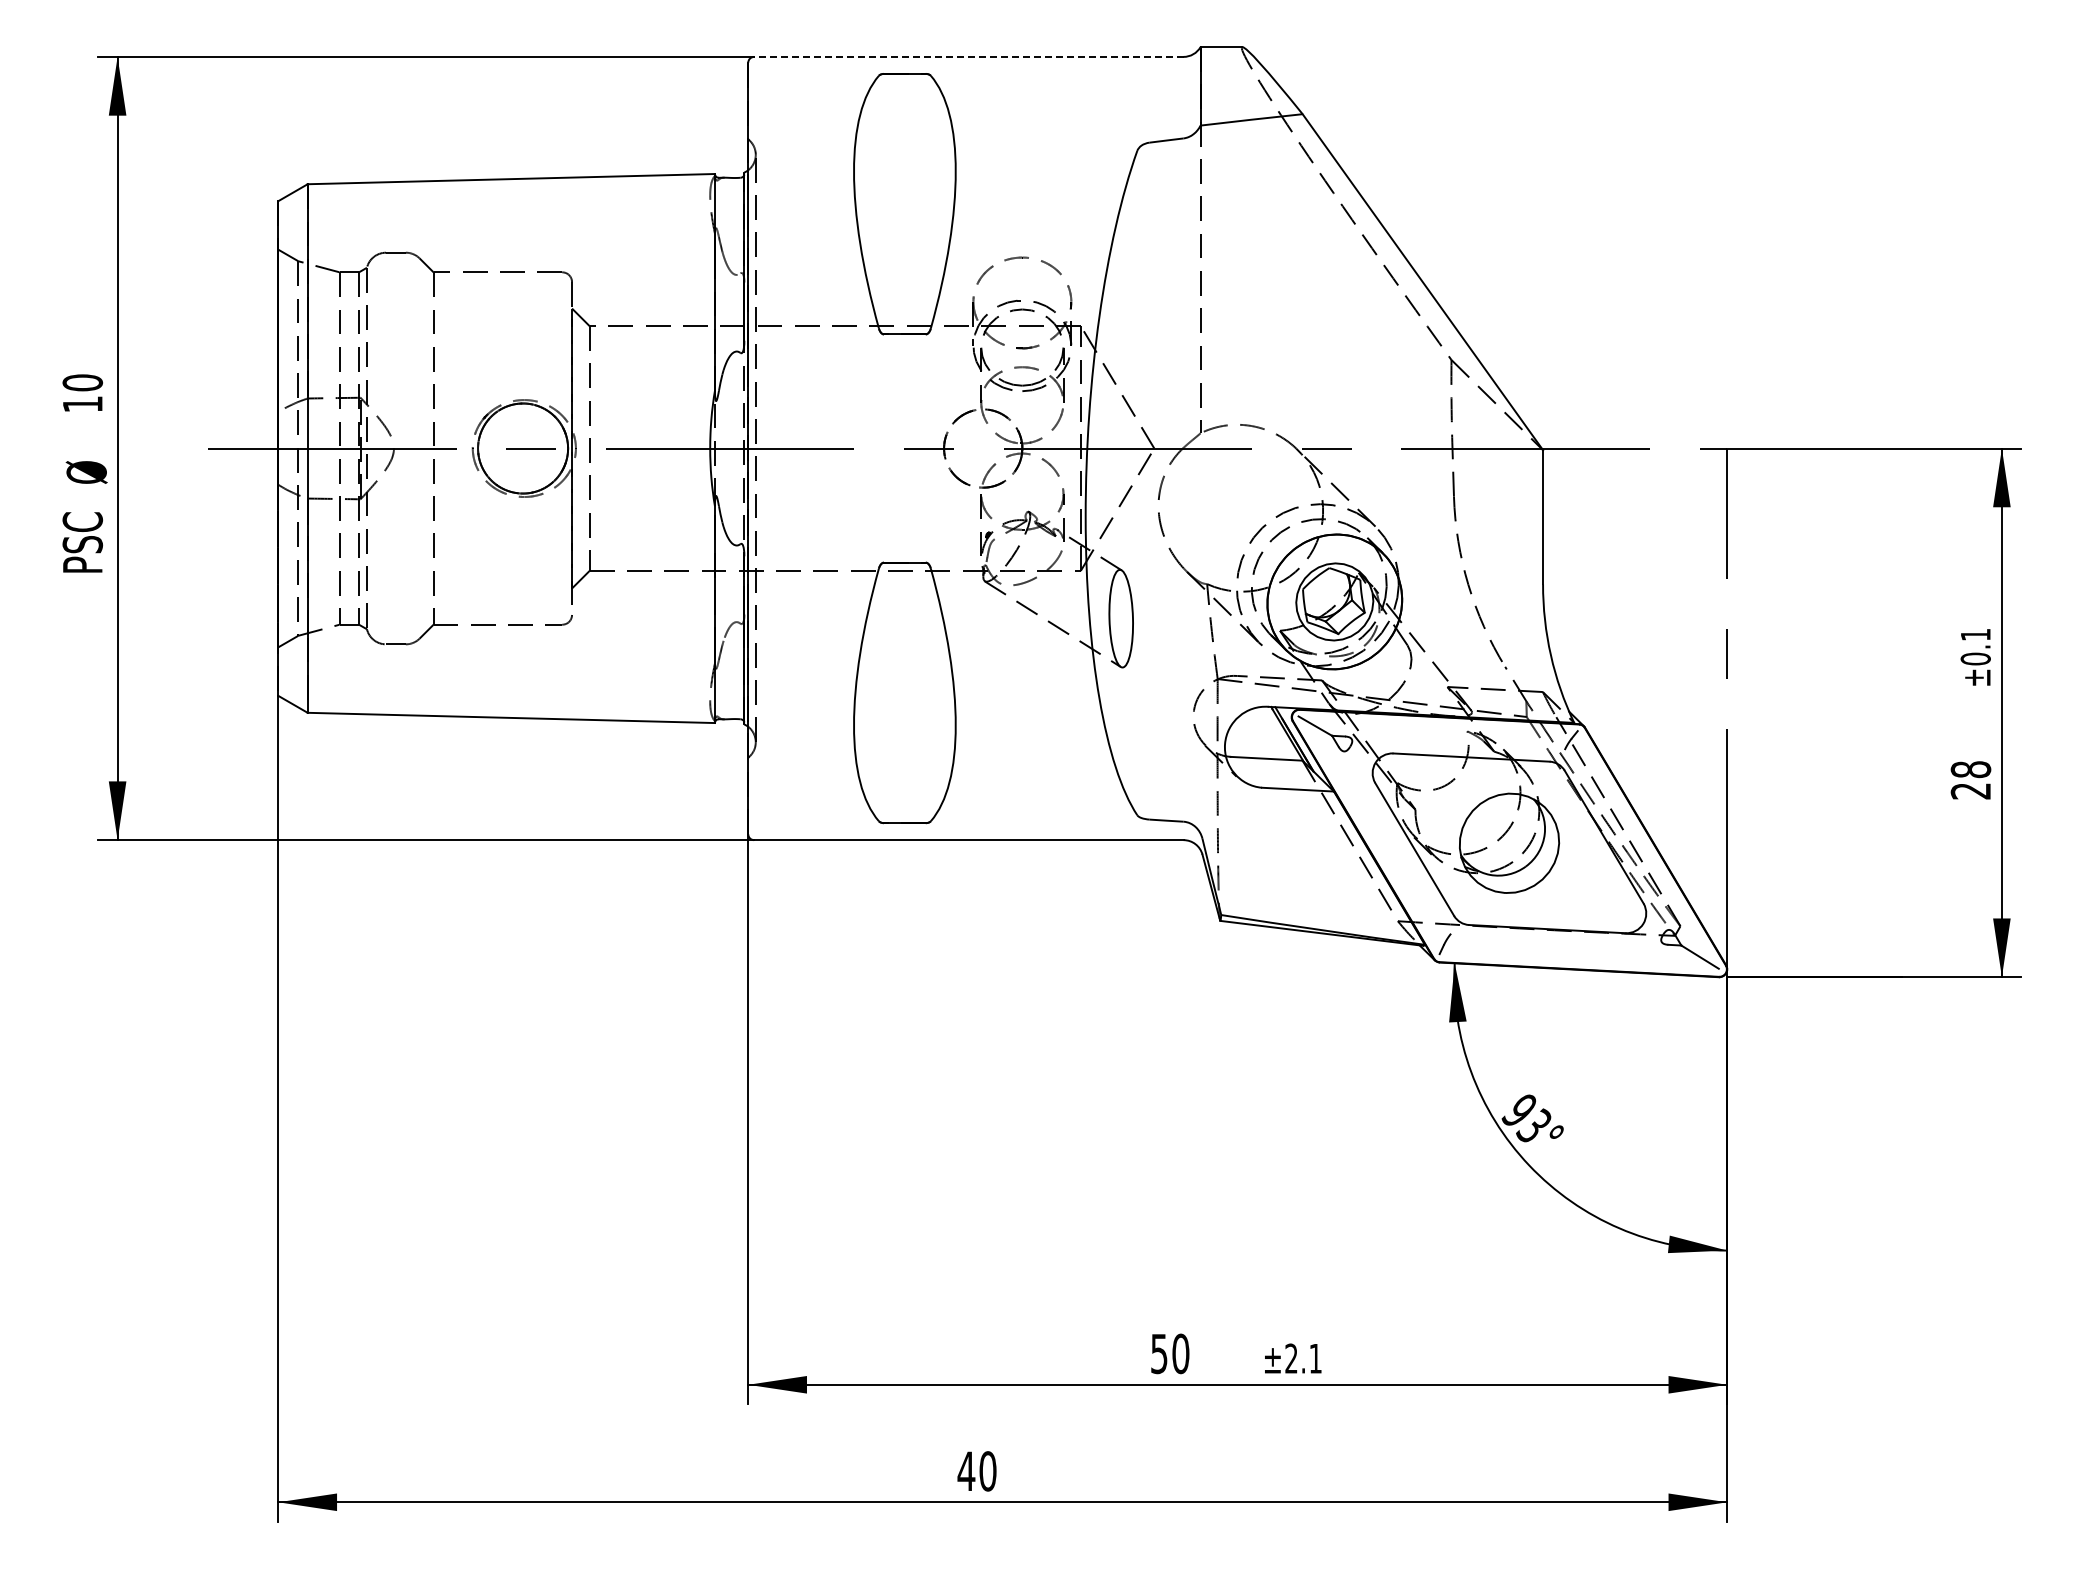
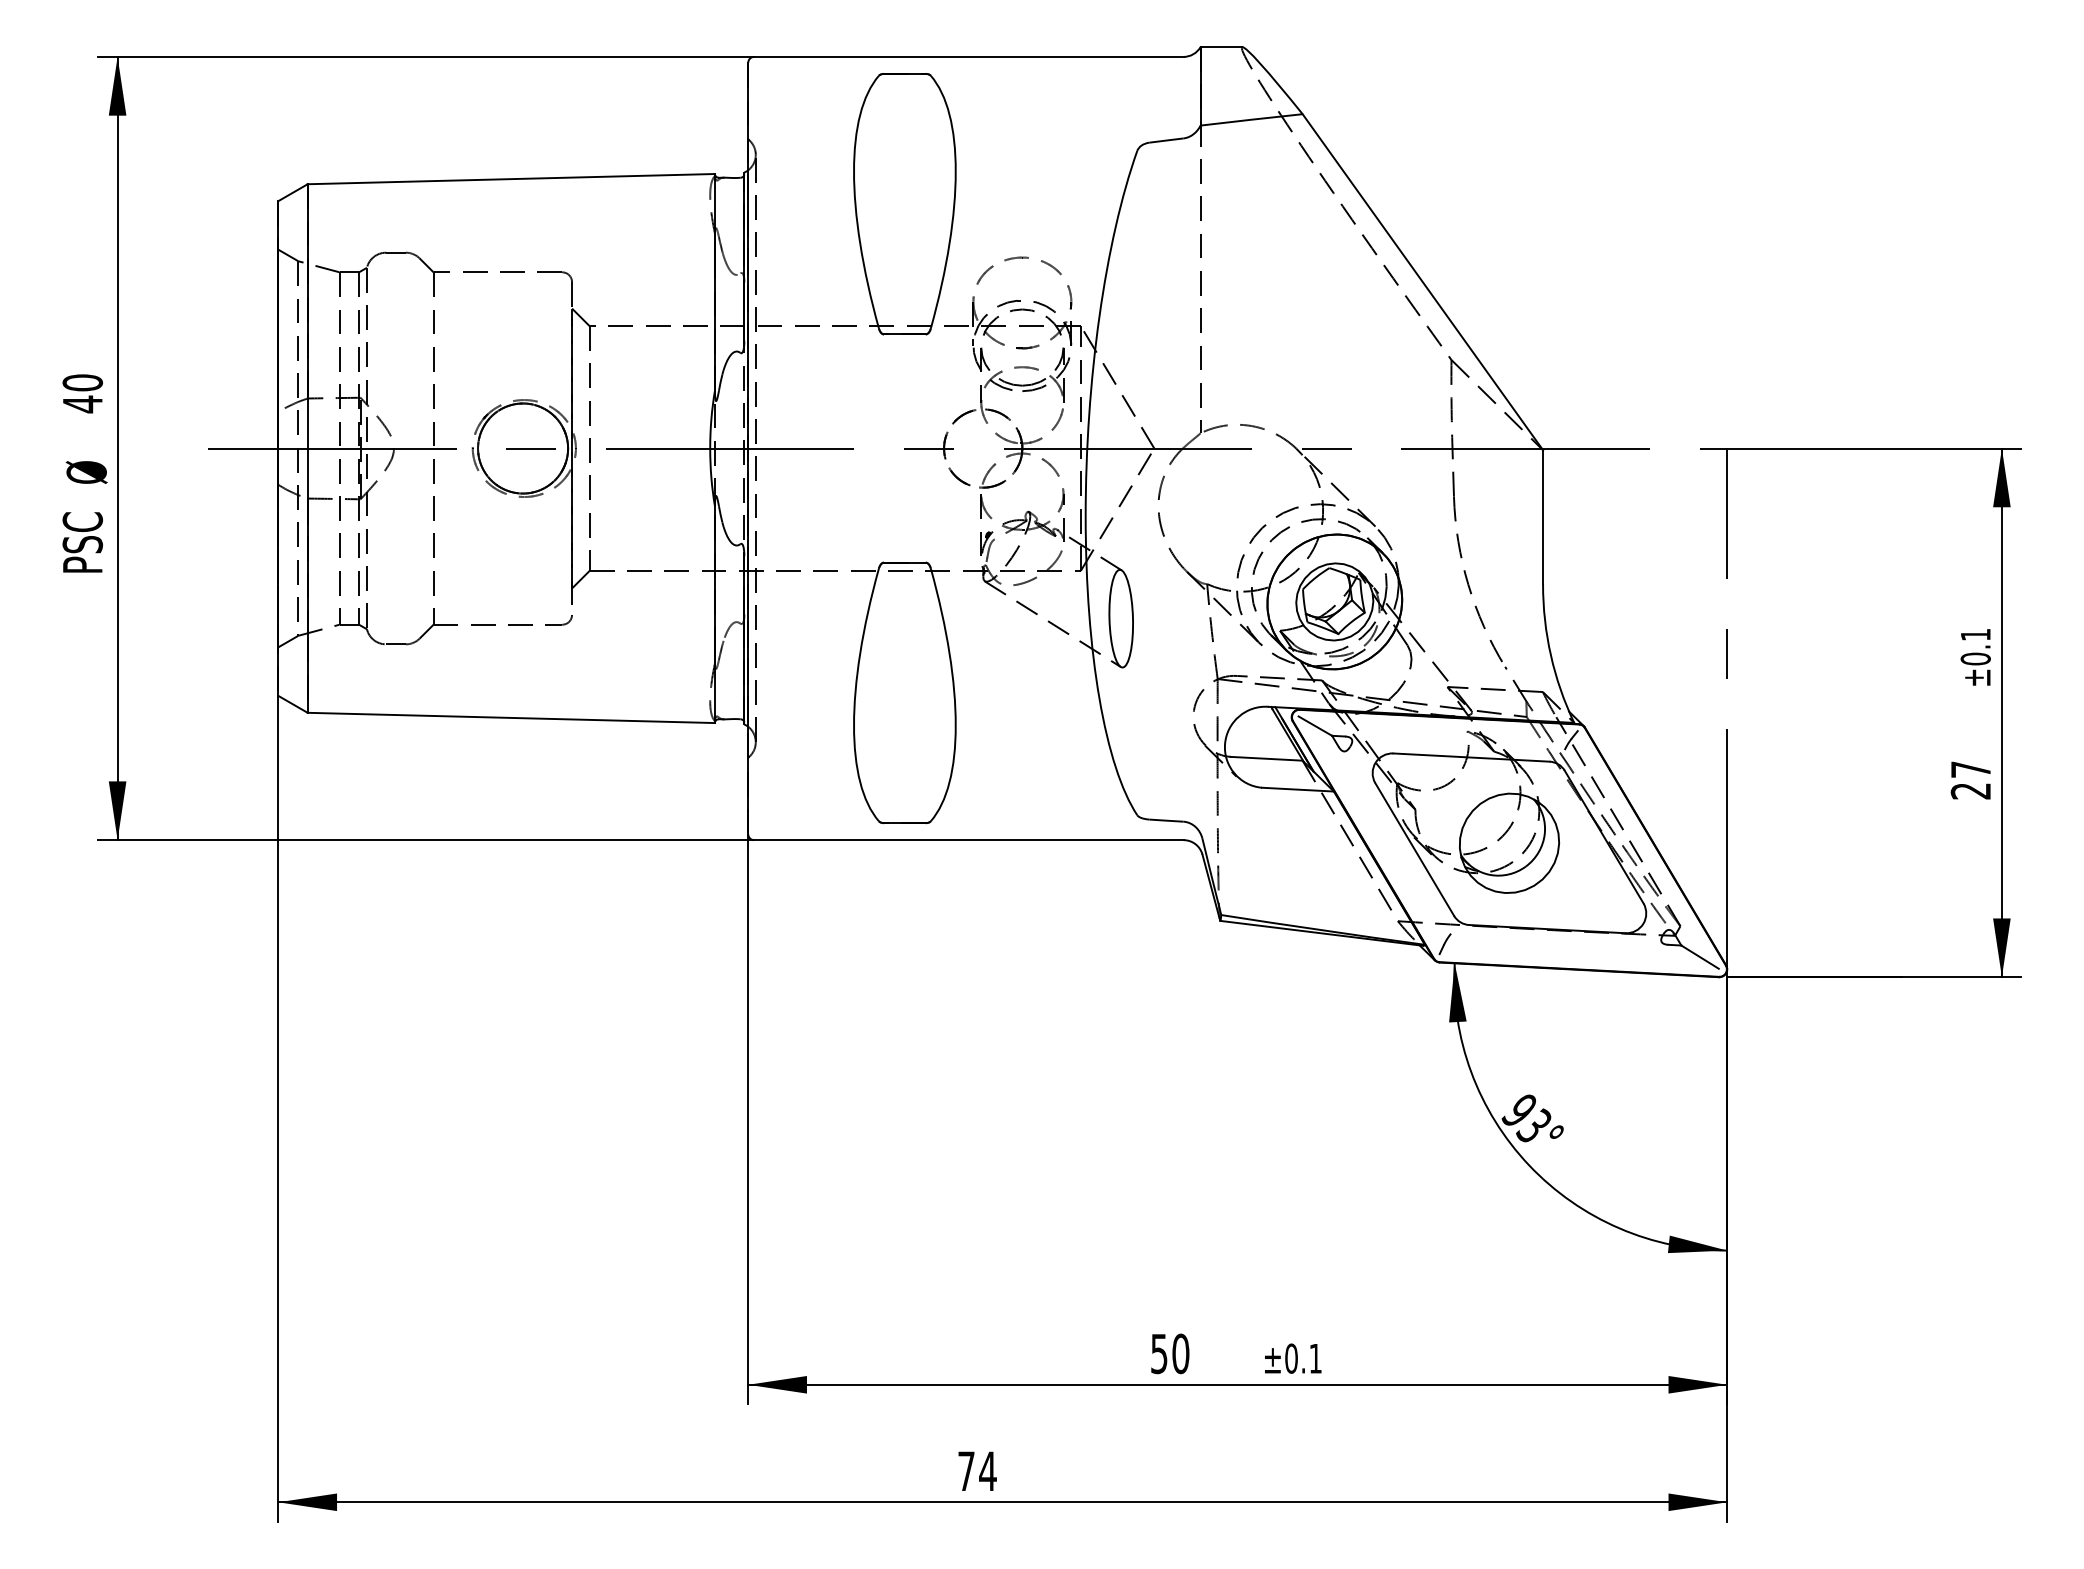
line: dashed -> solid (968, 56)
text: 10 -> 40 (82, 404)
text: 28 -> 27 (1970, 769)
text: ±2.1 -> ±0.1 (1291, 1358)
text: 40 -> 74 (976, 1471)
